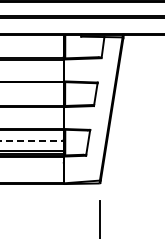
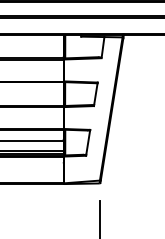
line: dashed -> solid (32, 141)
